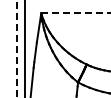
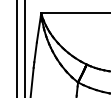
line: dashed -> solid (76, 13)
line: dashed -> solid (17, 49)
